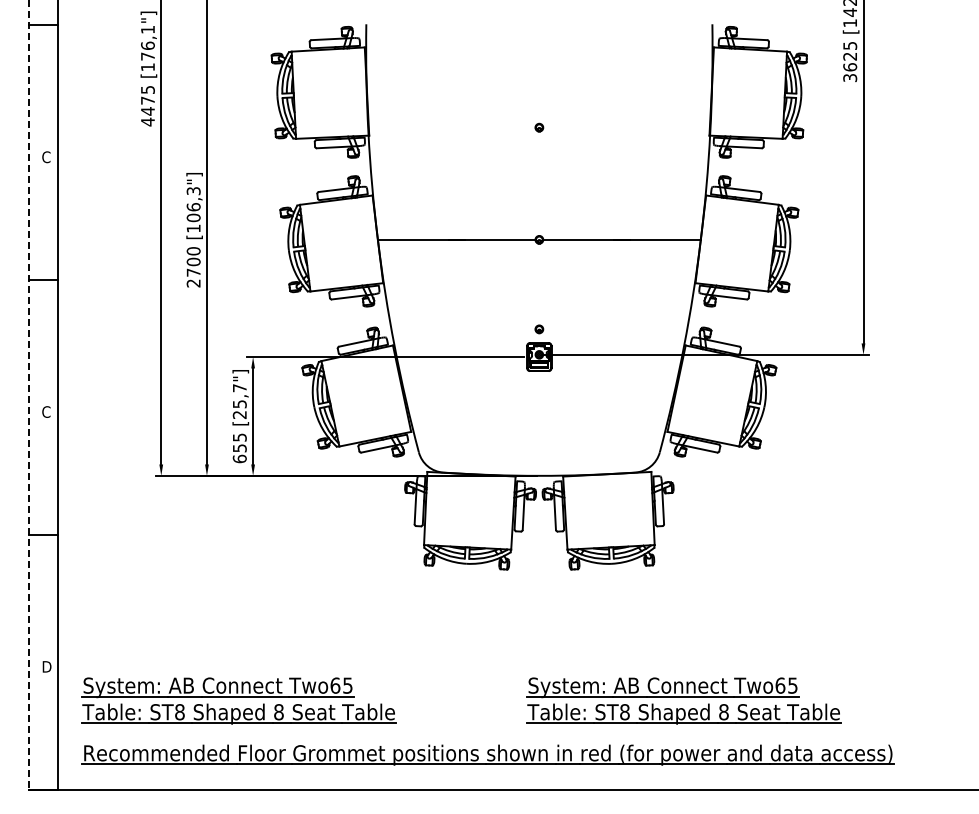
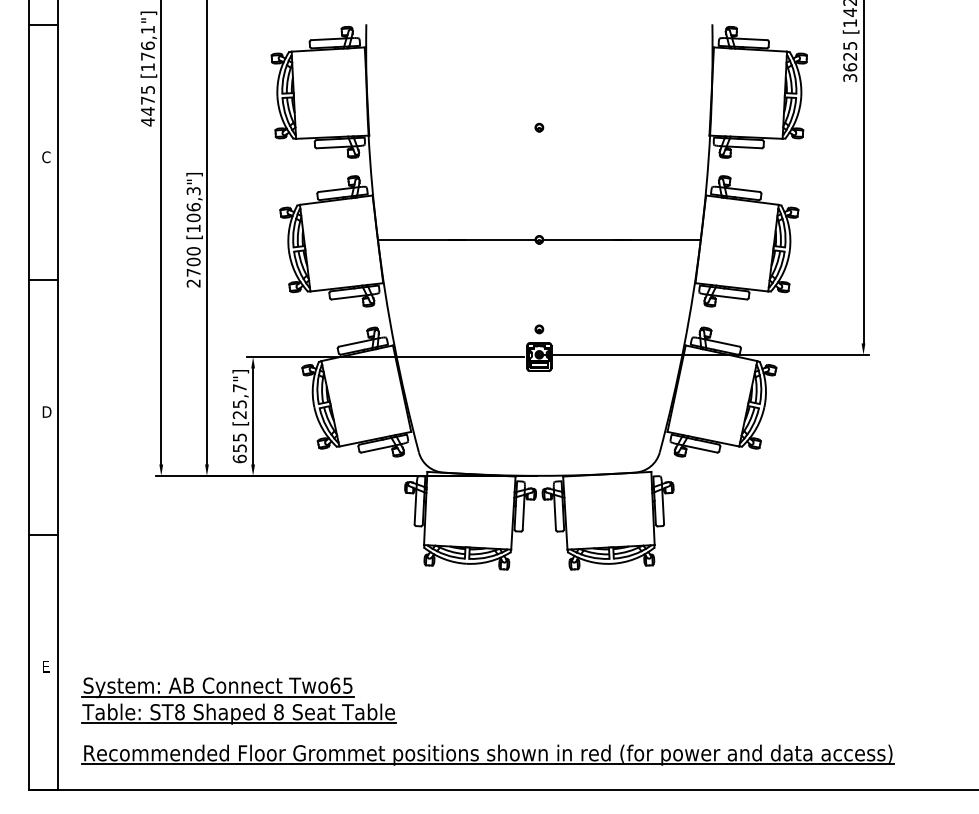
line: dashed -> solid (29, 394)
text: C -> D (46, 411)
text: D -> E (46, 666)
part: present -> none (683, 700)
